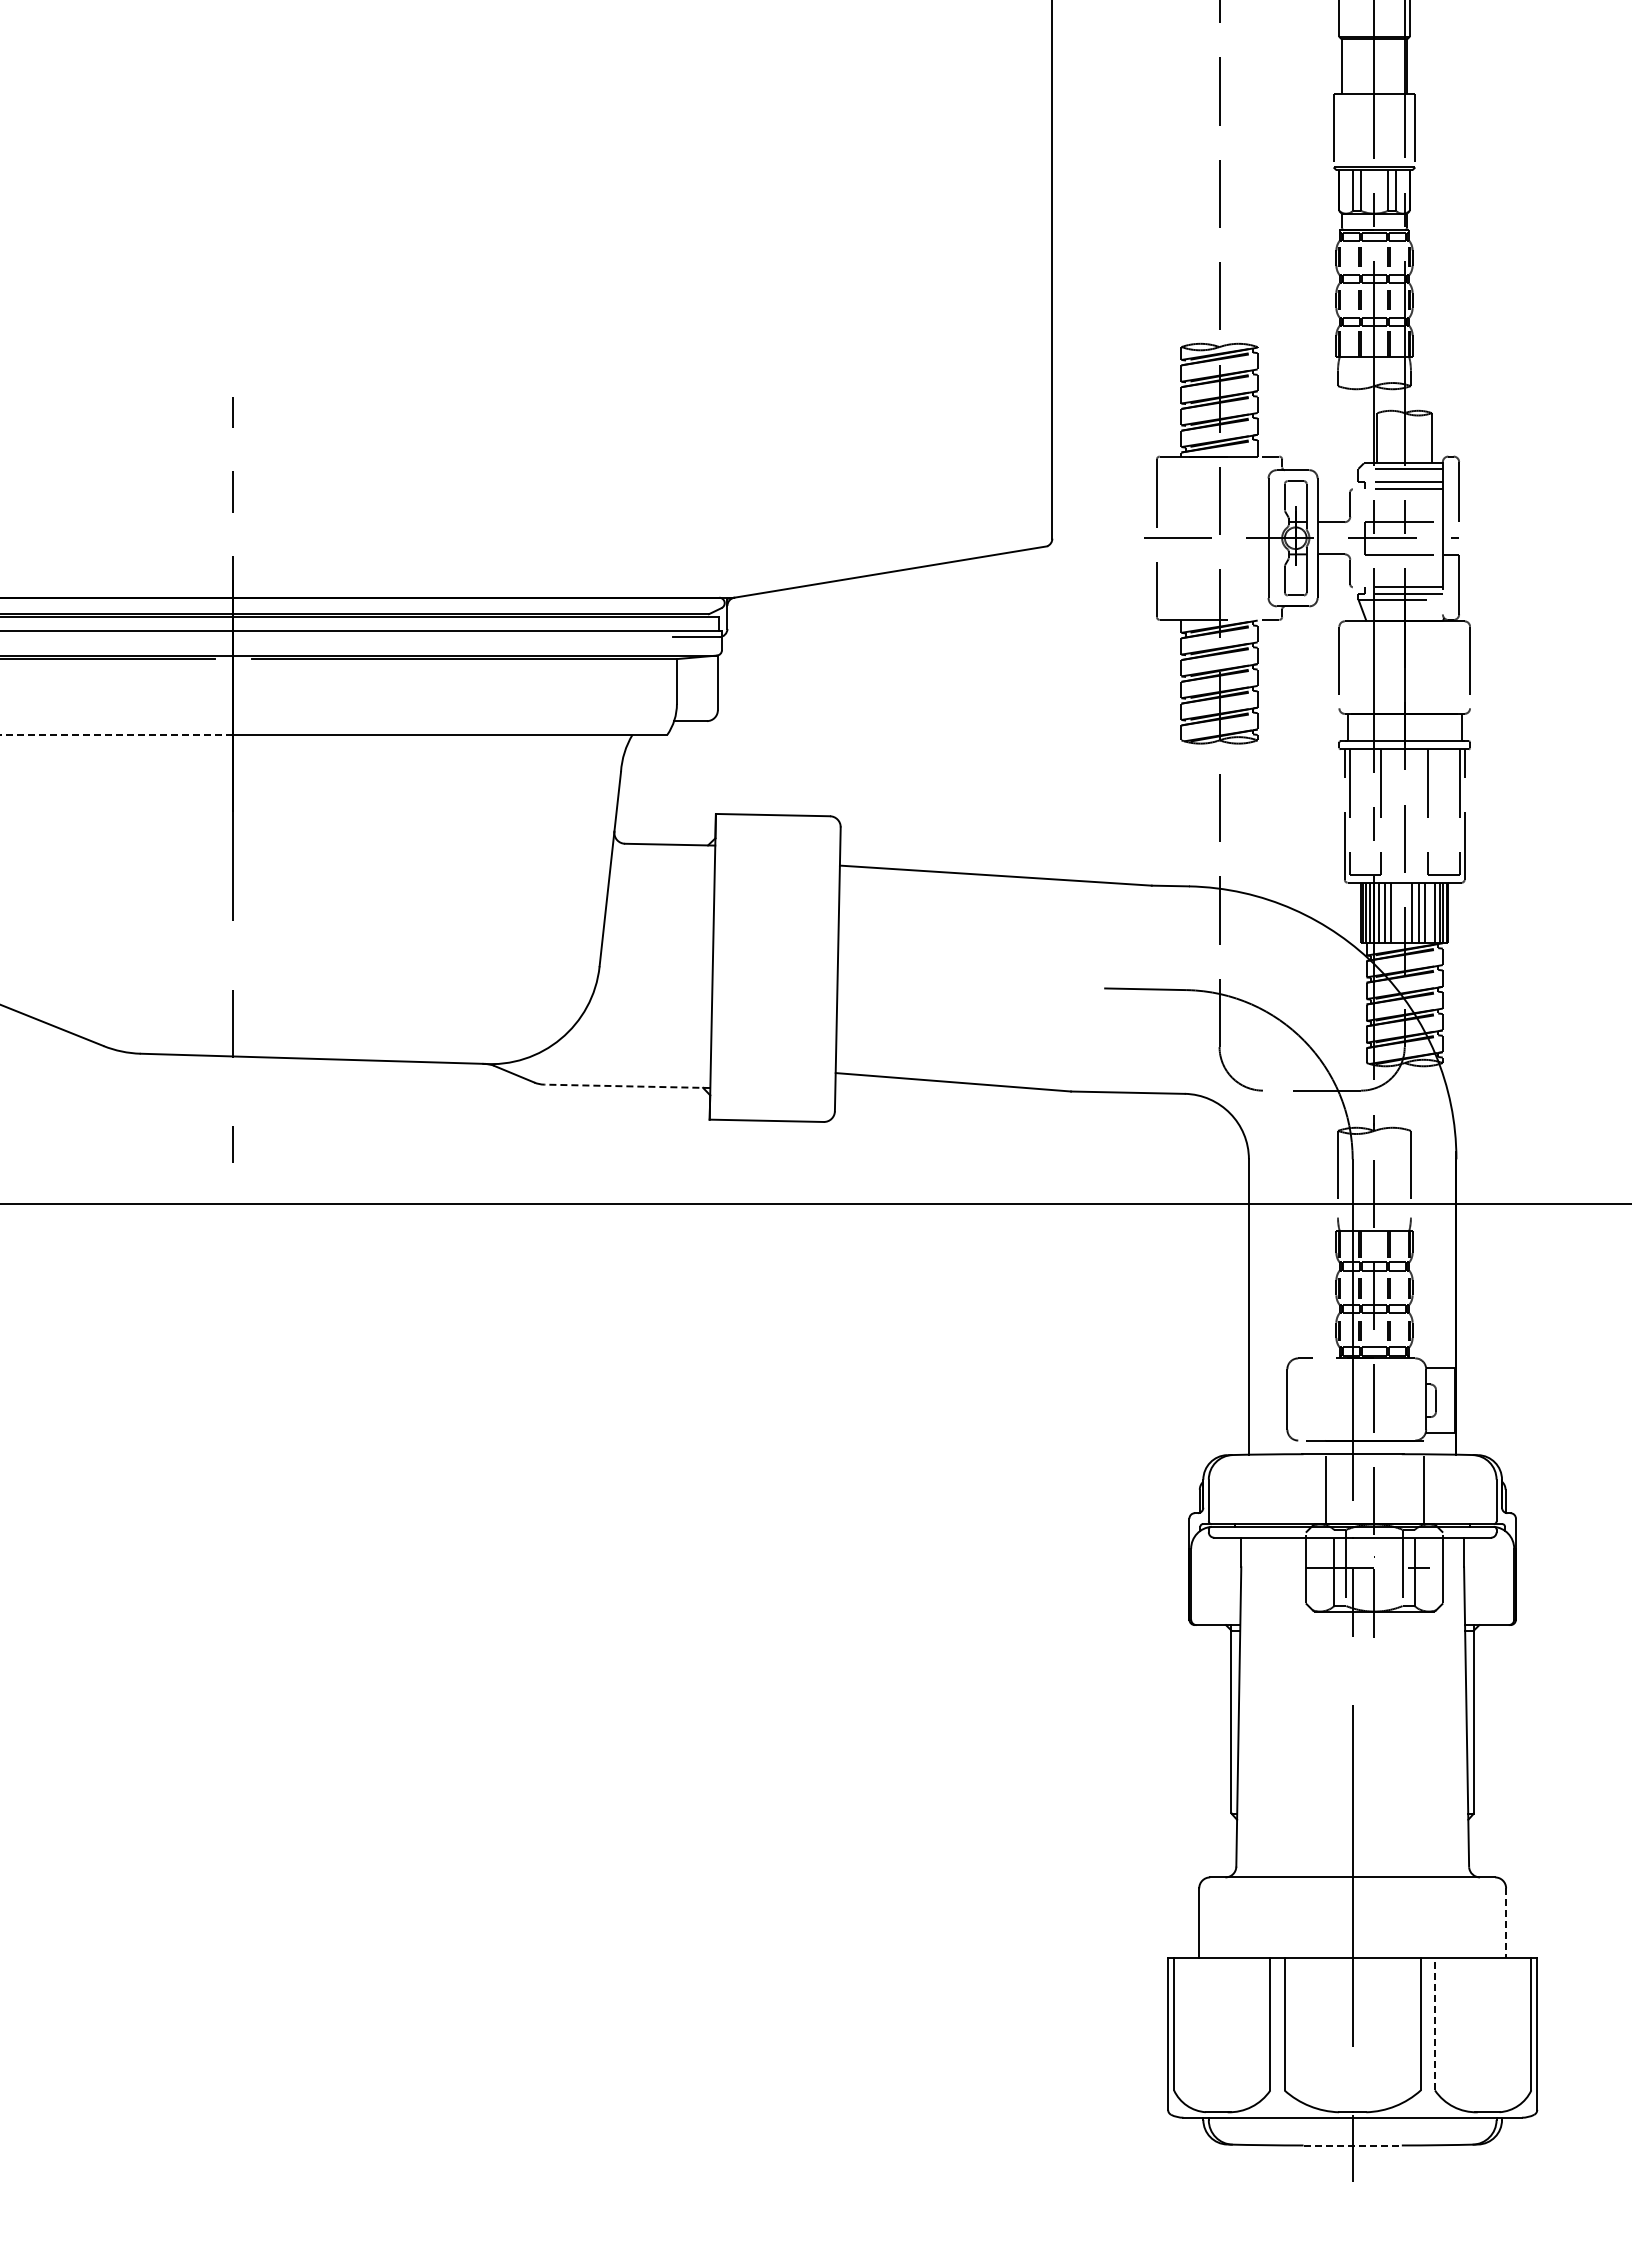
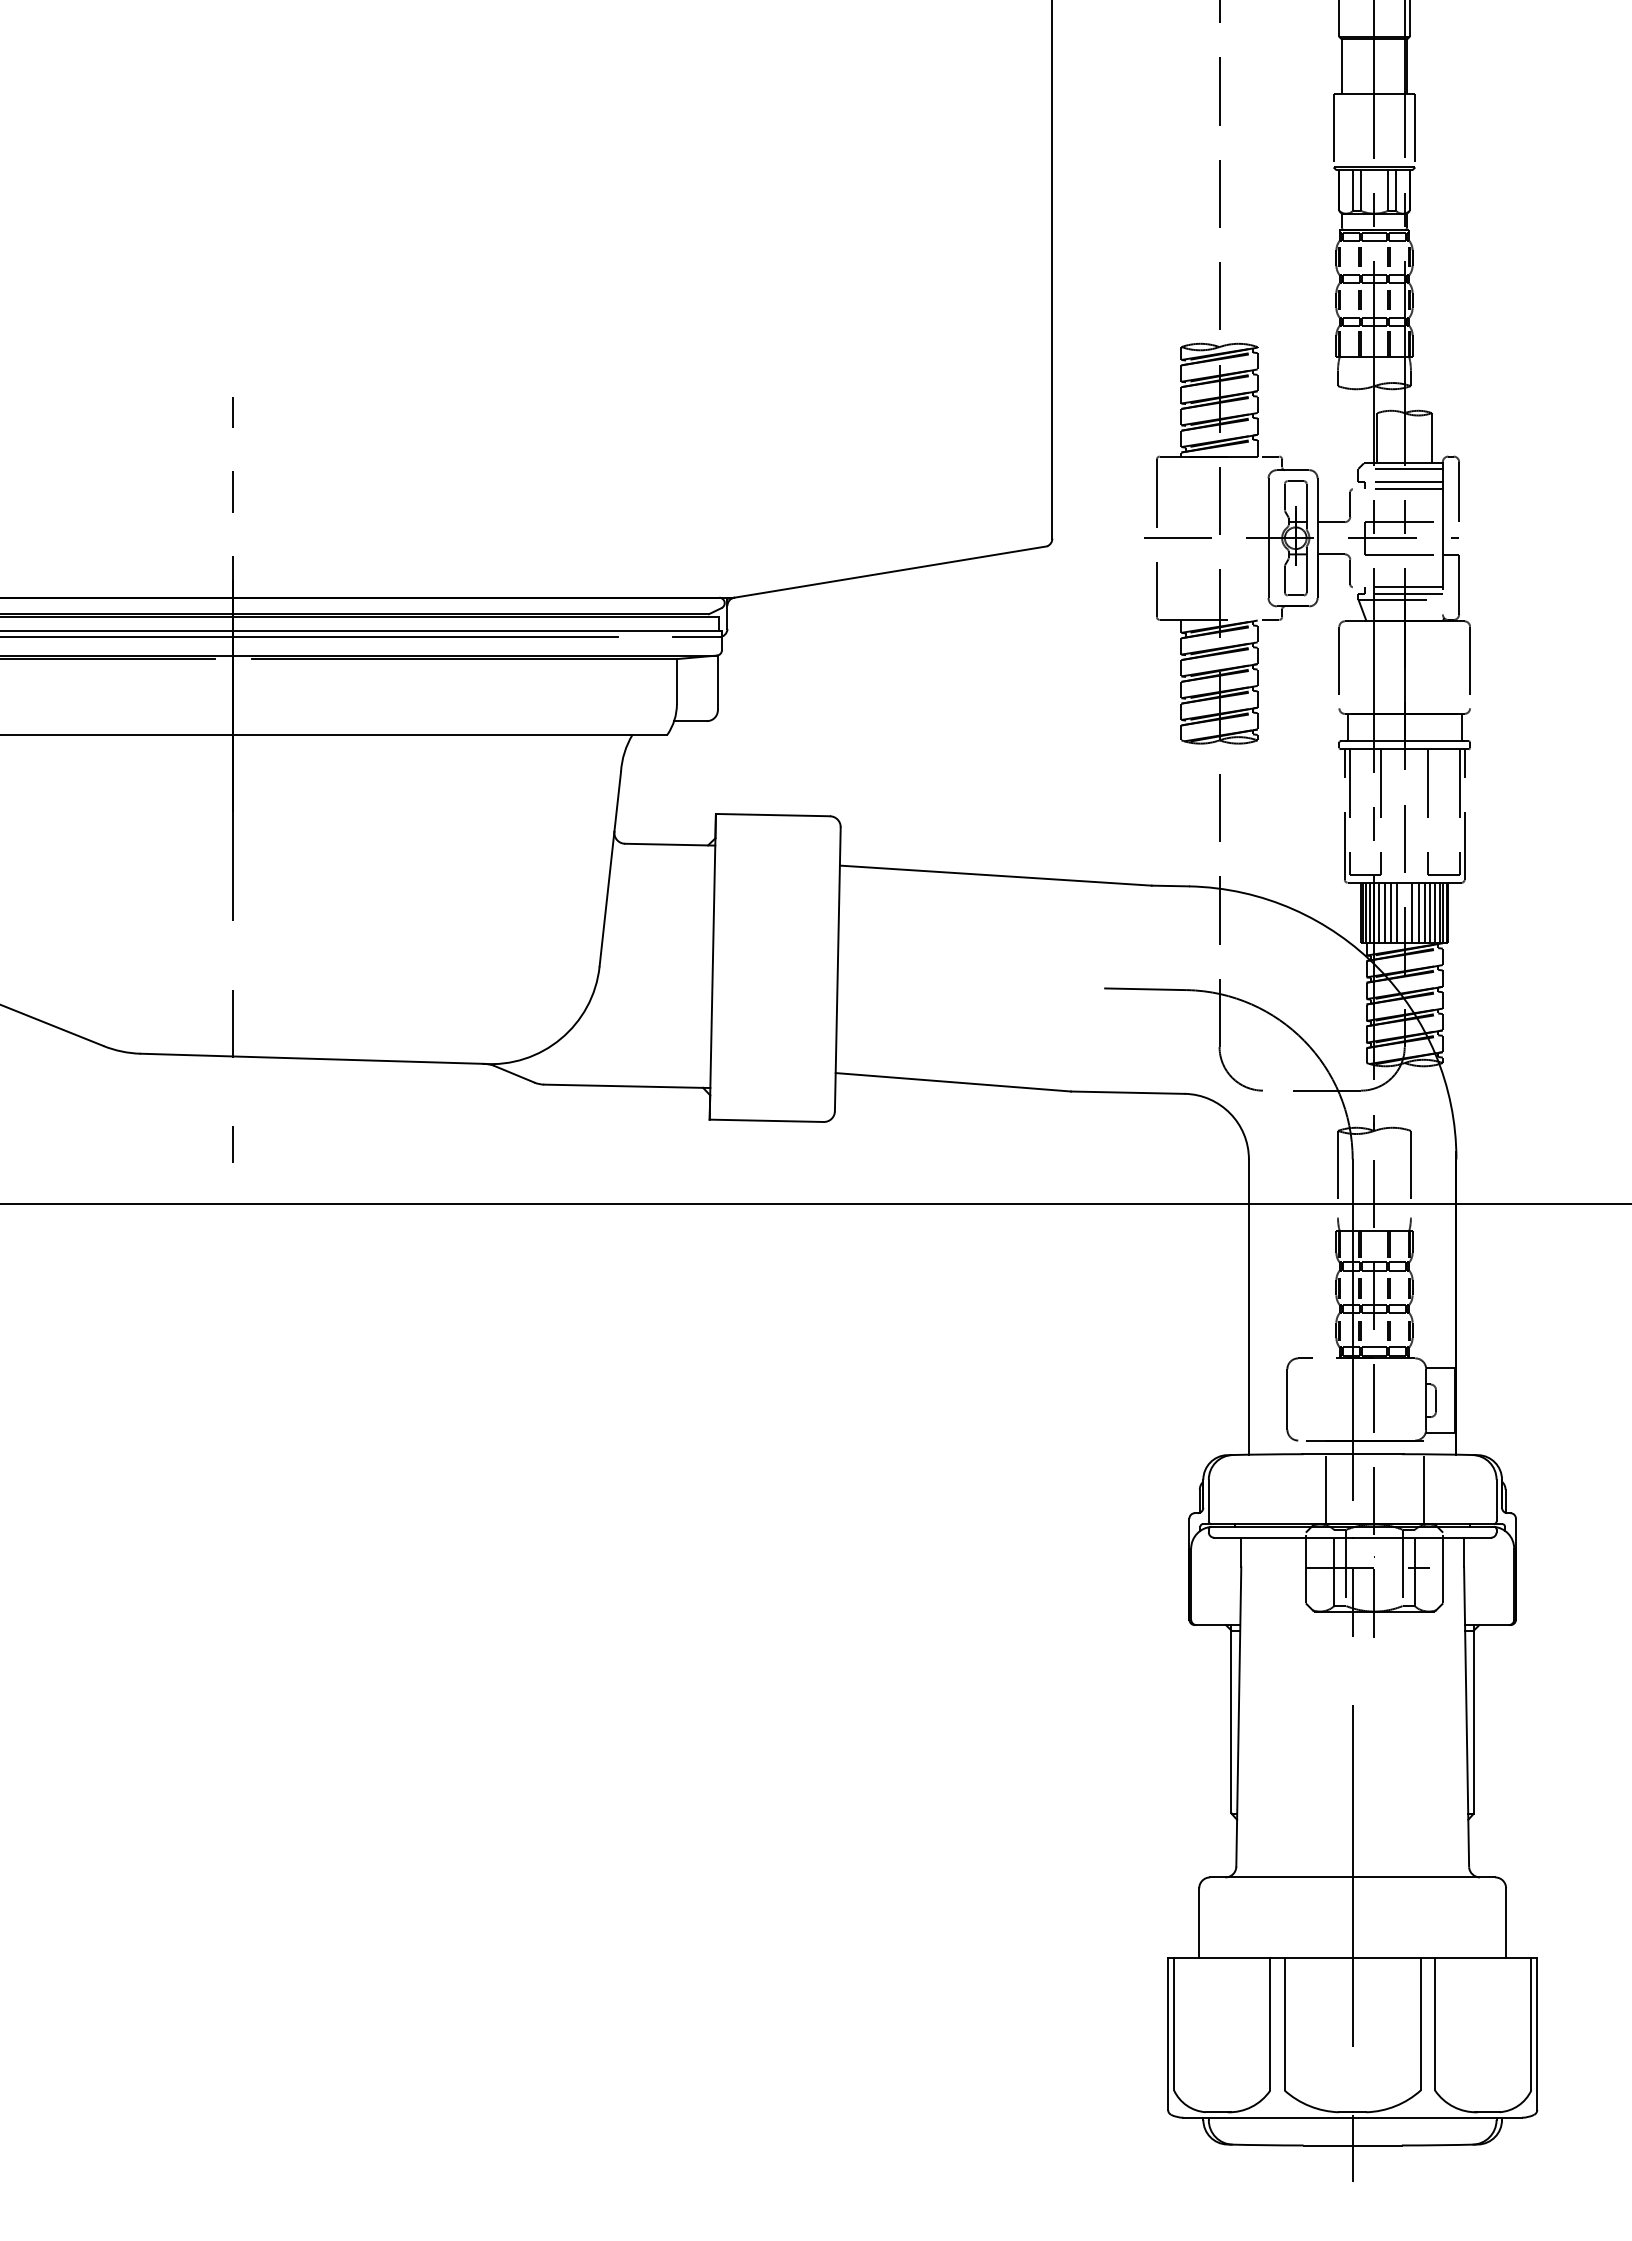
line: none -> present (310, 637)
line: dashed -> solid (116, 734)
line: none -> present (1397, 912)
line: none -> present (1430, 912)
line: dashed -> solid (626, 1086)
line: dashed -> solid (1506, 1923)
line: dashed -> solid (1435, 2023)
line: dashed -> solid (1353, 2145)
